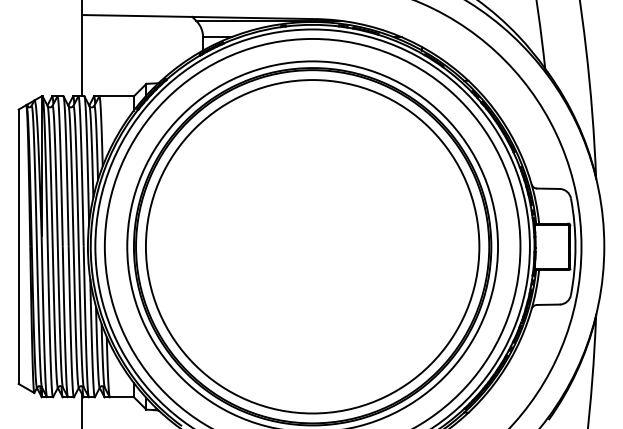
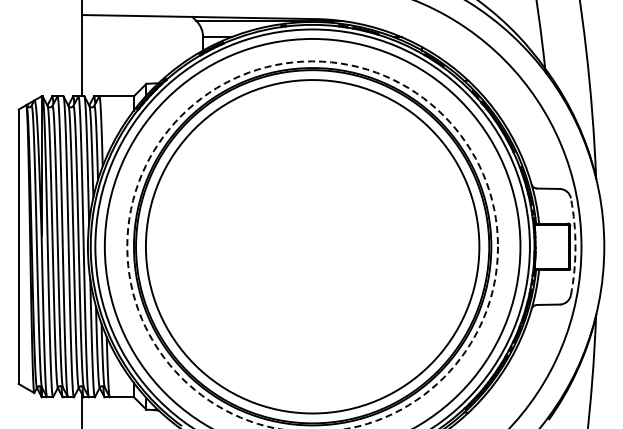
circle: solid -> dashed (312, 244)
arc: solid -> dashed (575, 246)
